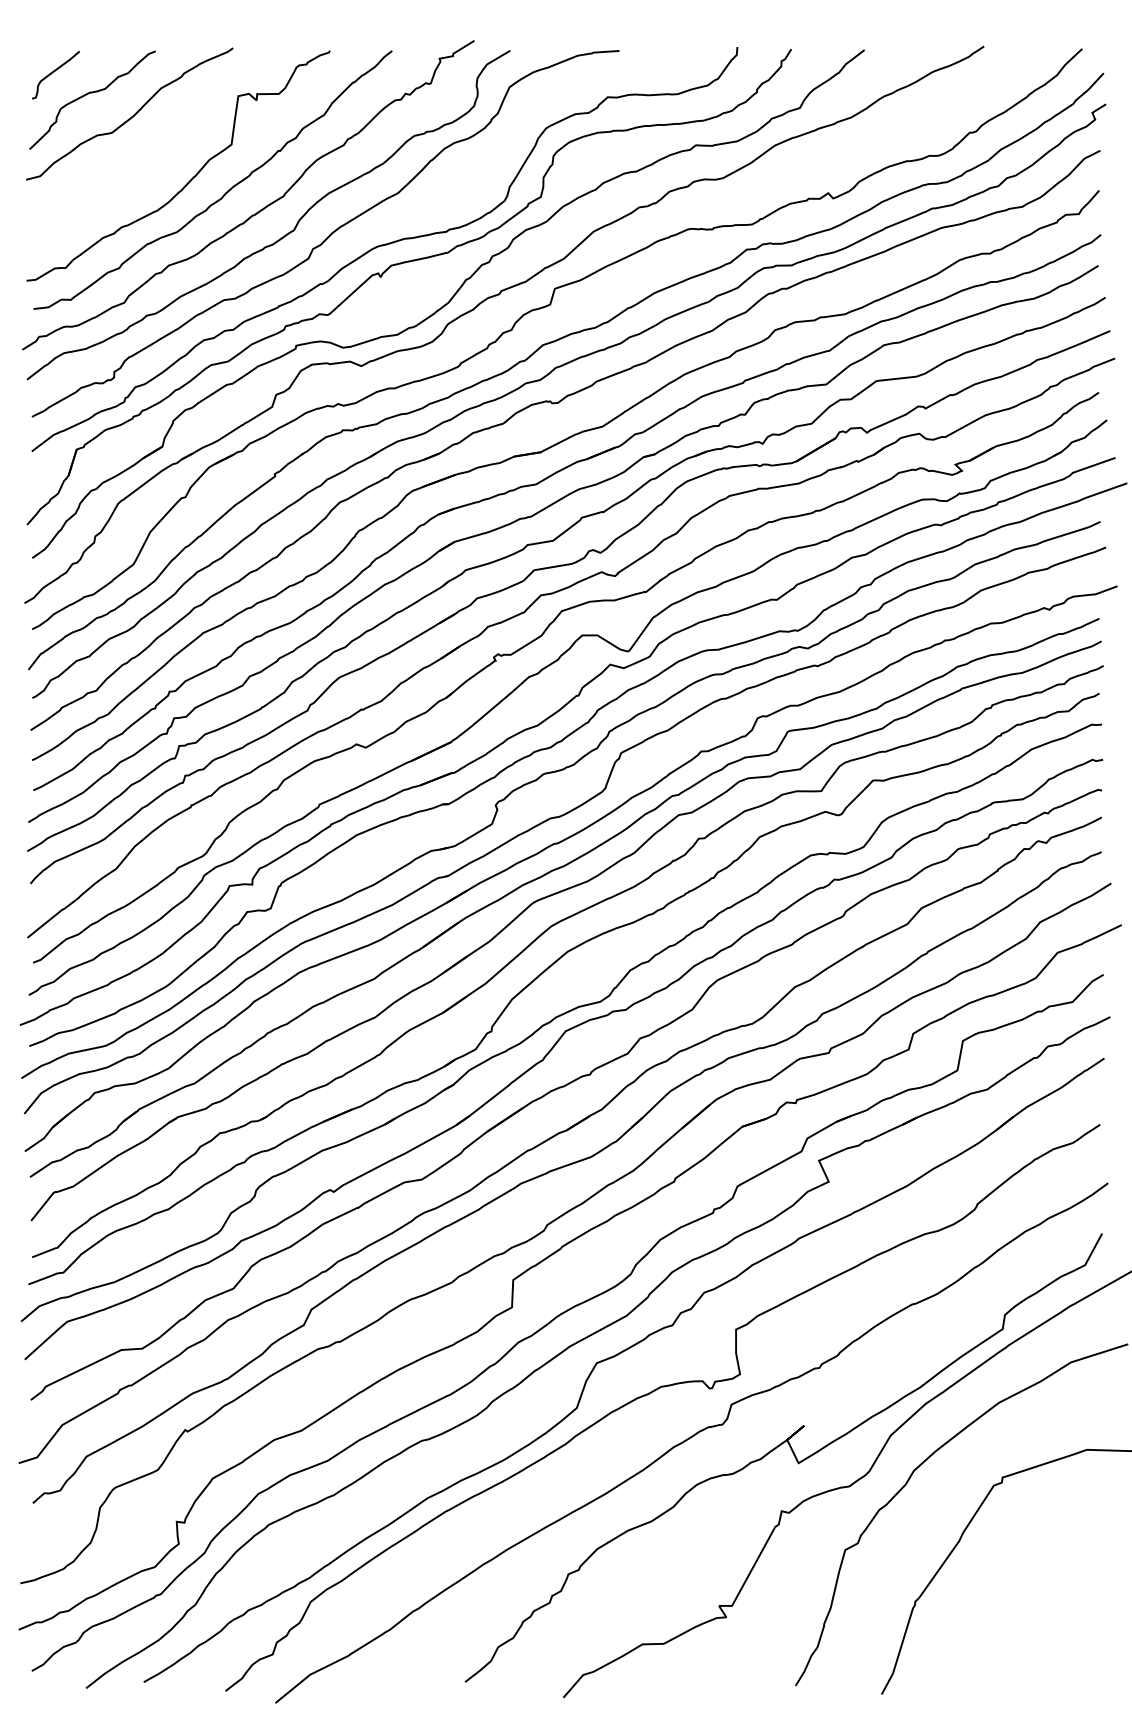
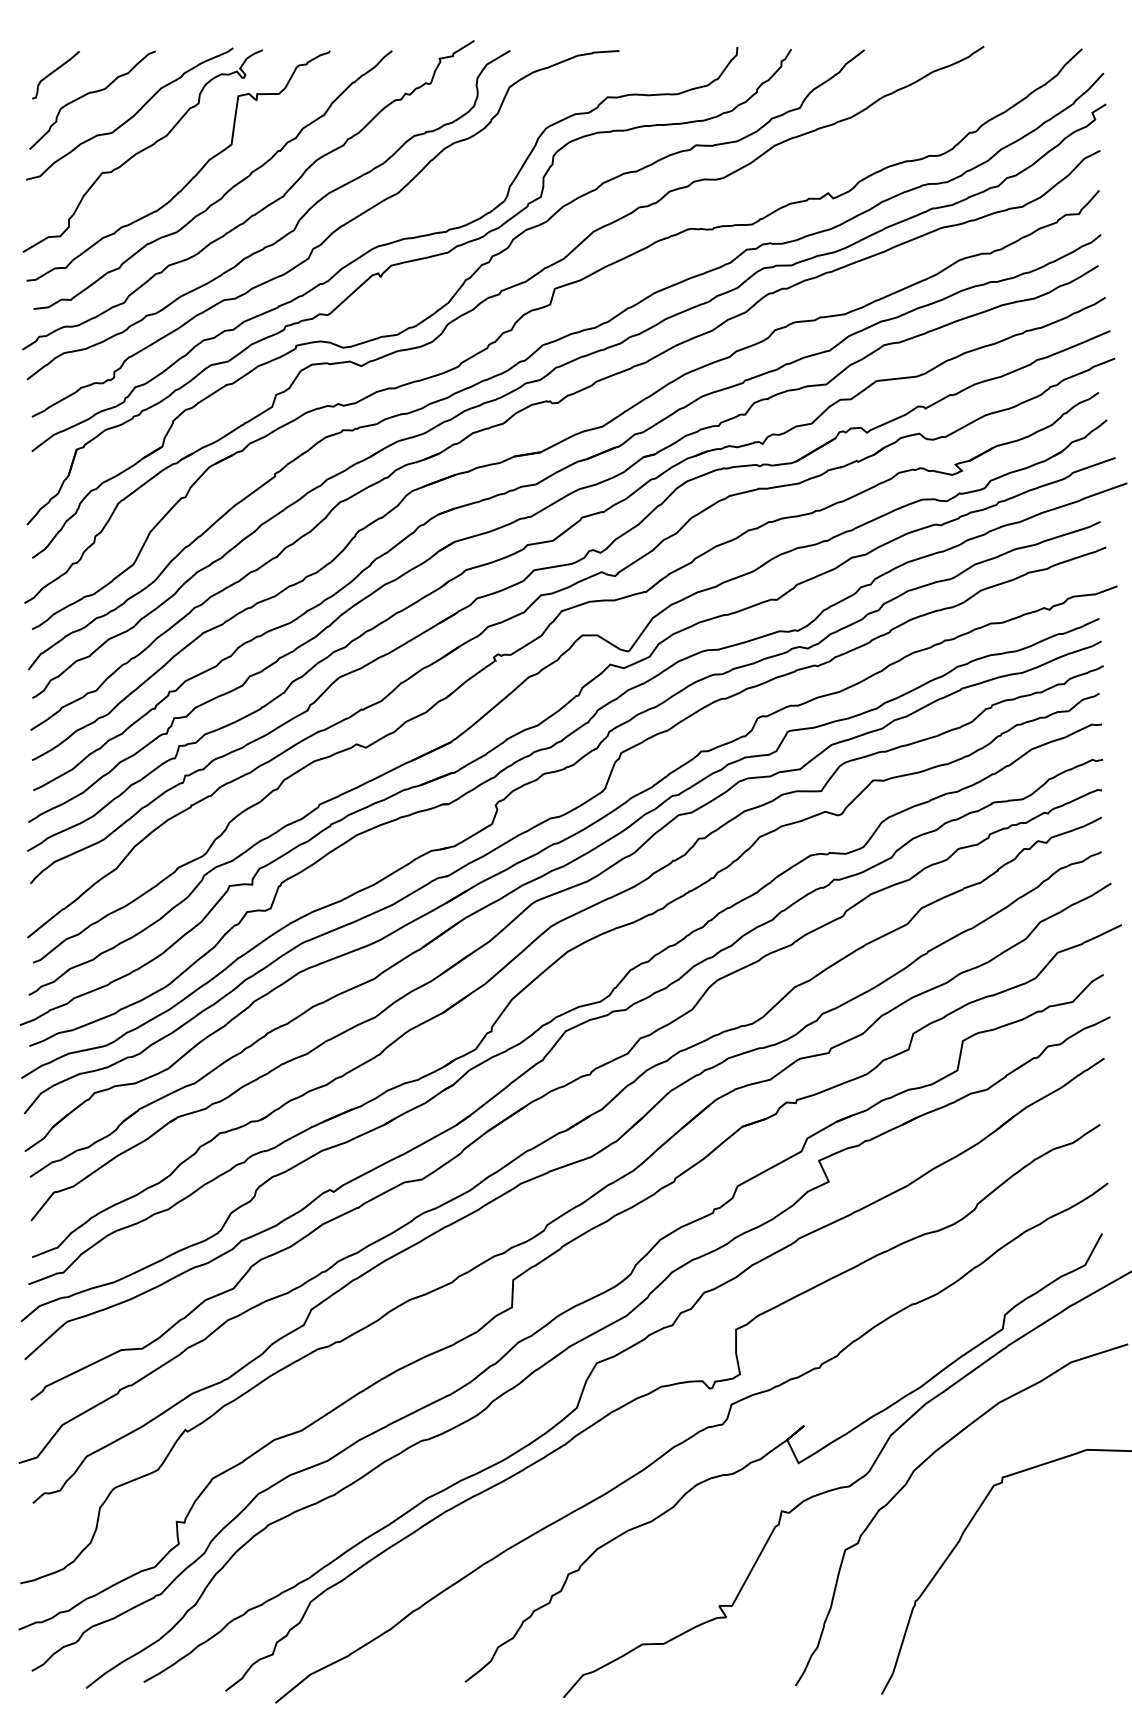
curve: none -> present (142, 150)
